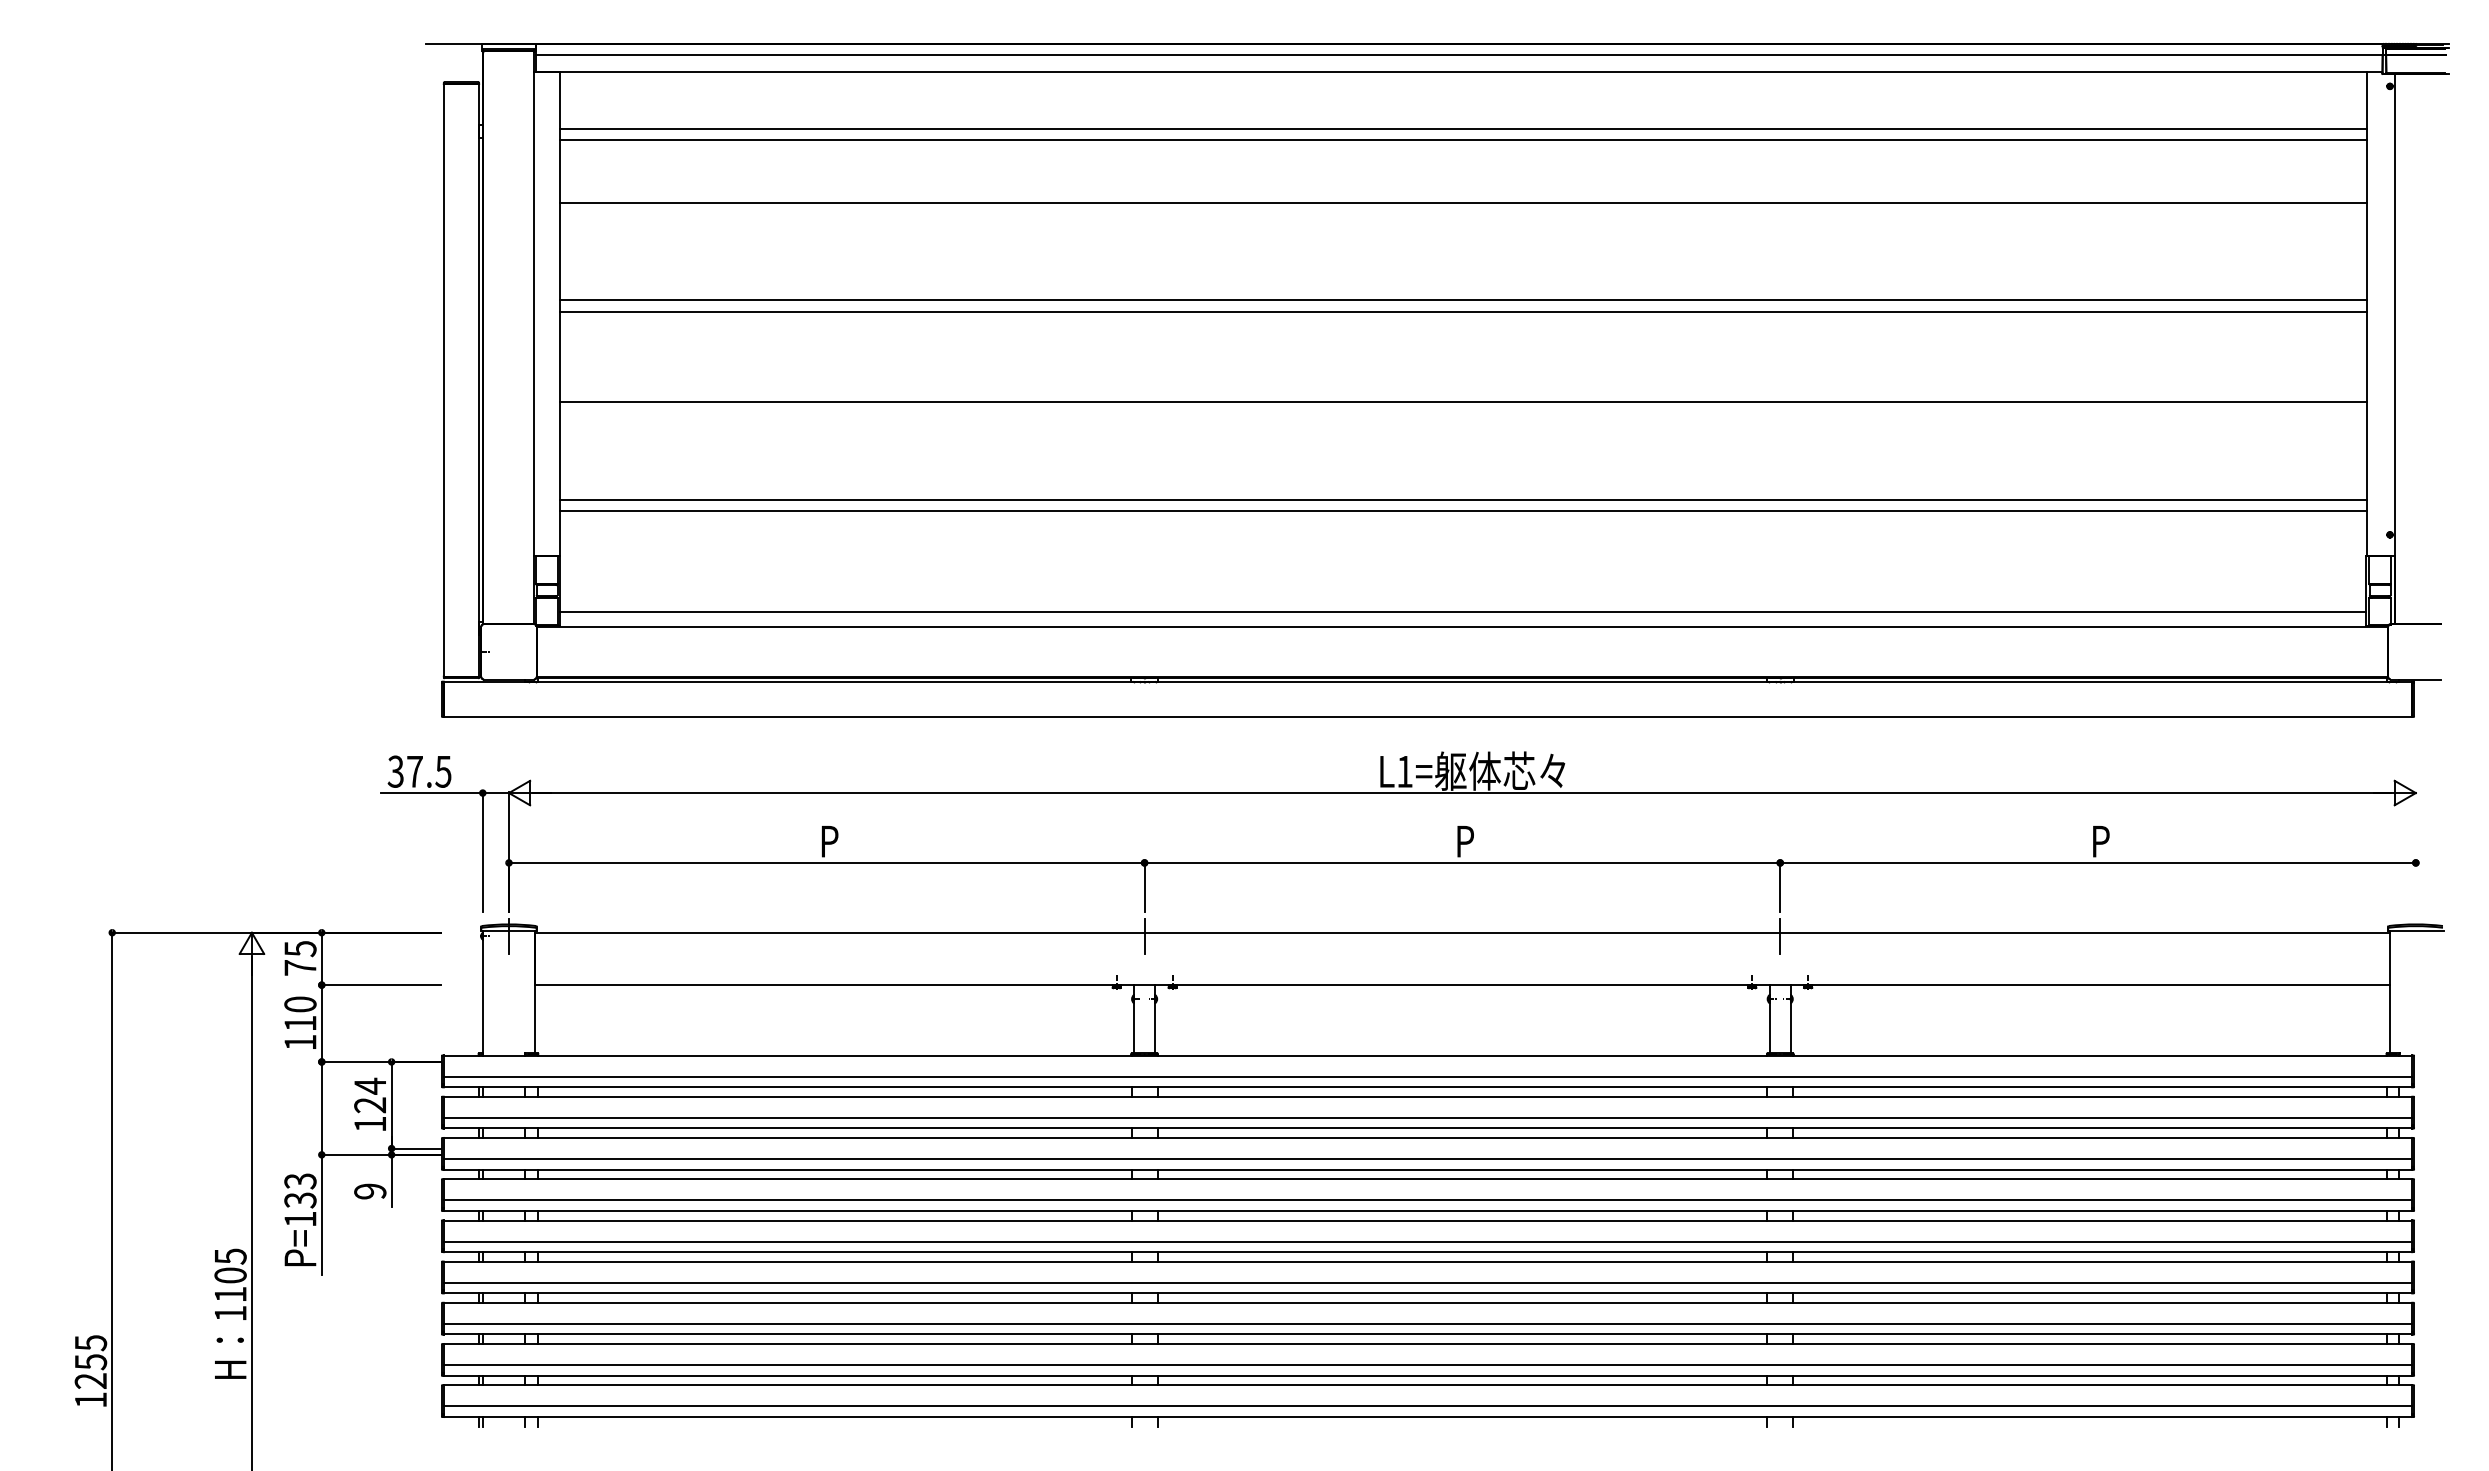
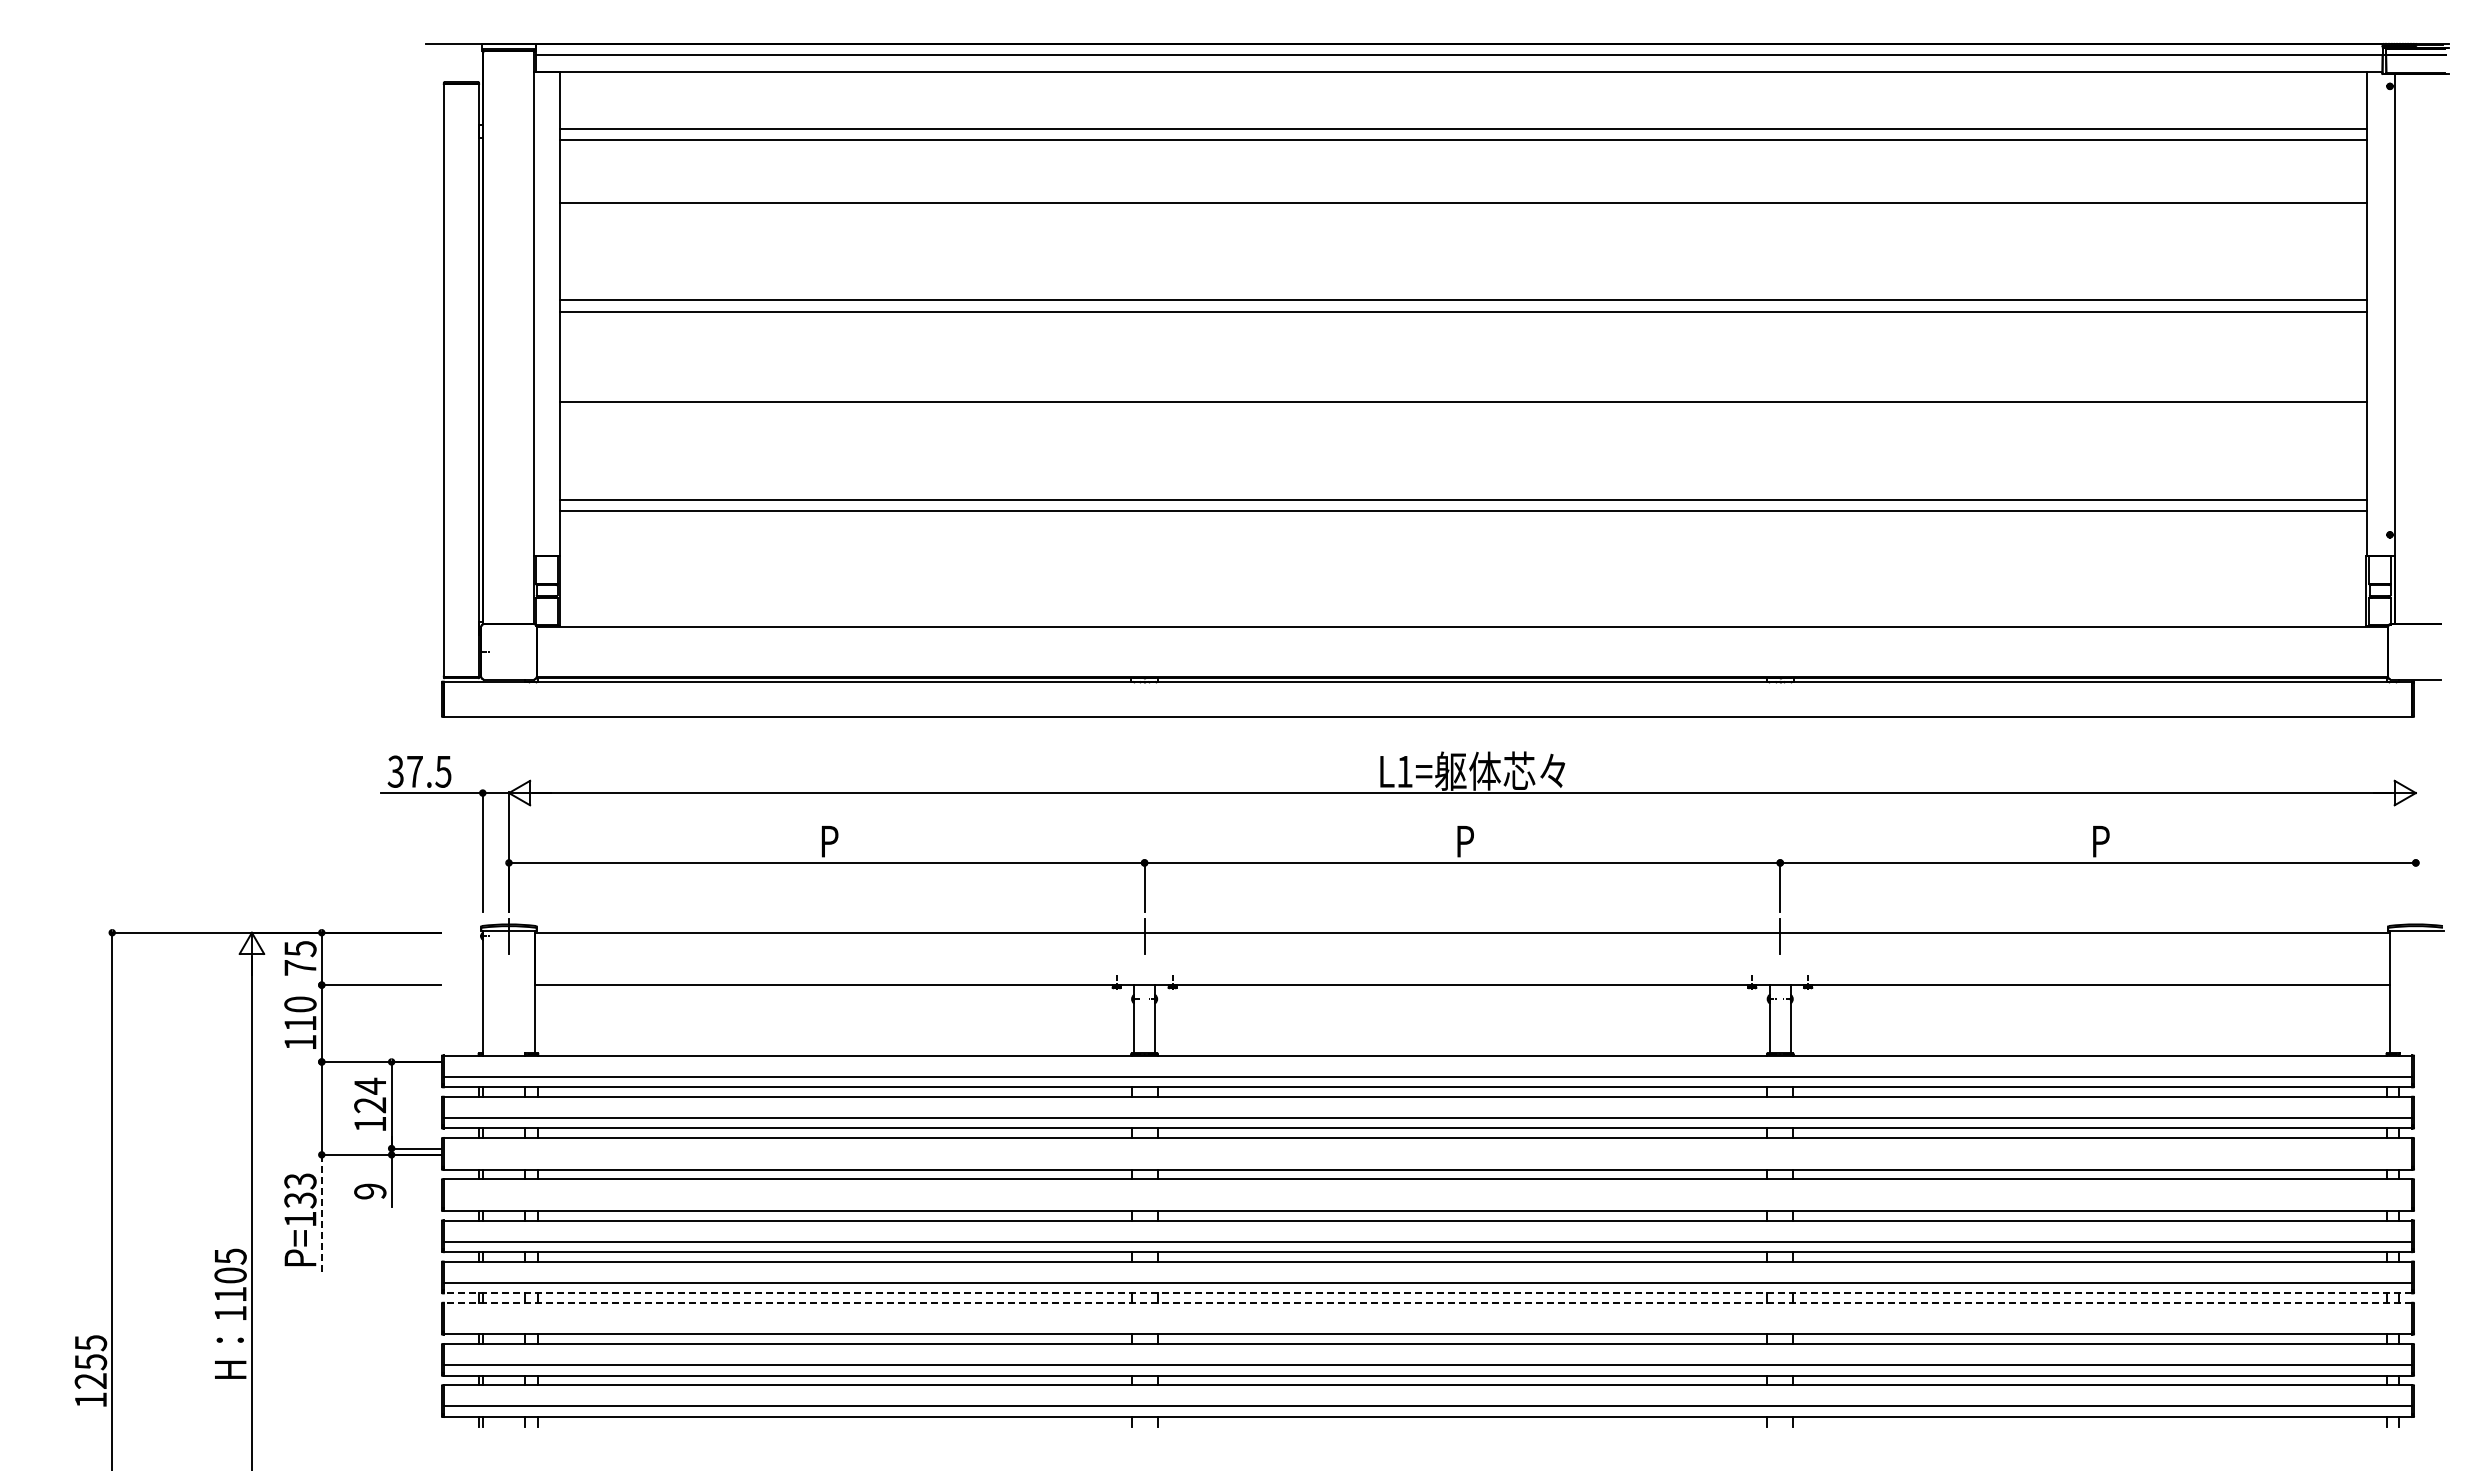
line: present -> none (1462, 612)
line: present -> none (1427, 1159)
line: present -> none (1427, 1200)
line: solid -> dashed (321, 1215)
line: solid -> dashed (1427, 1293)
line: solid -> dashed (1427, 1302)
line: present -> none (1427, 1323)
